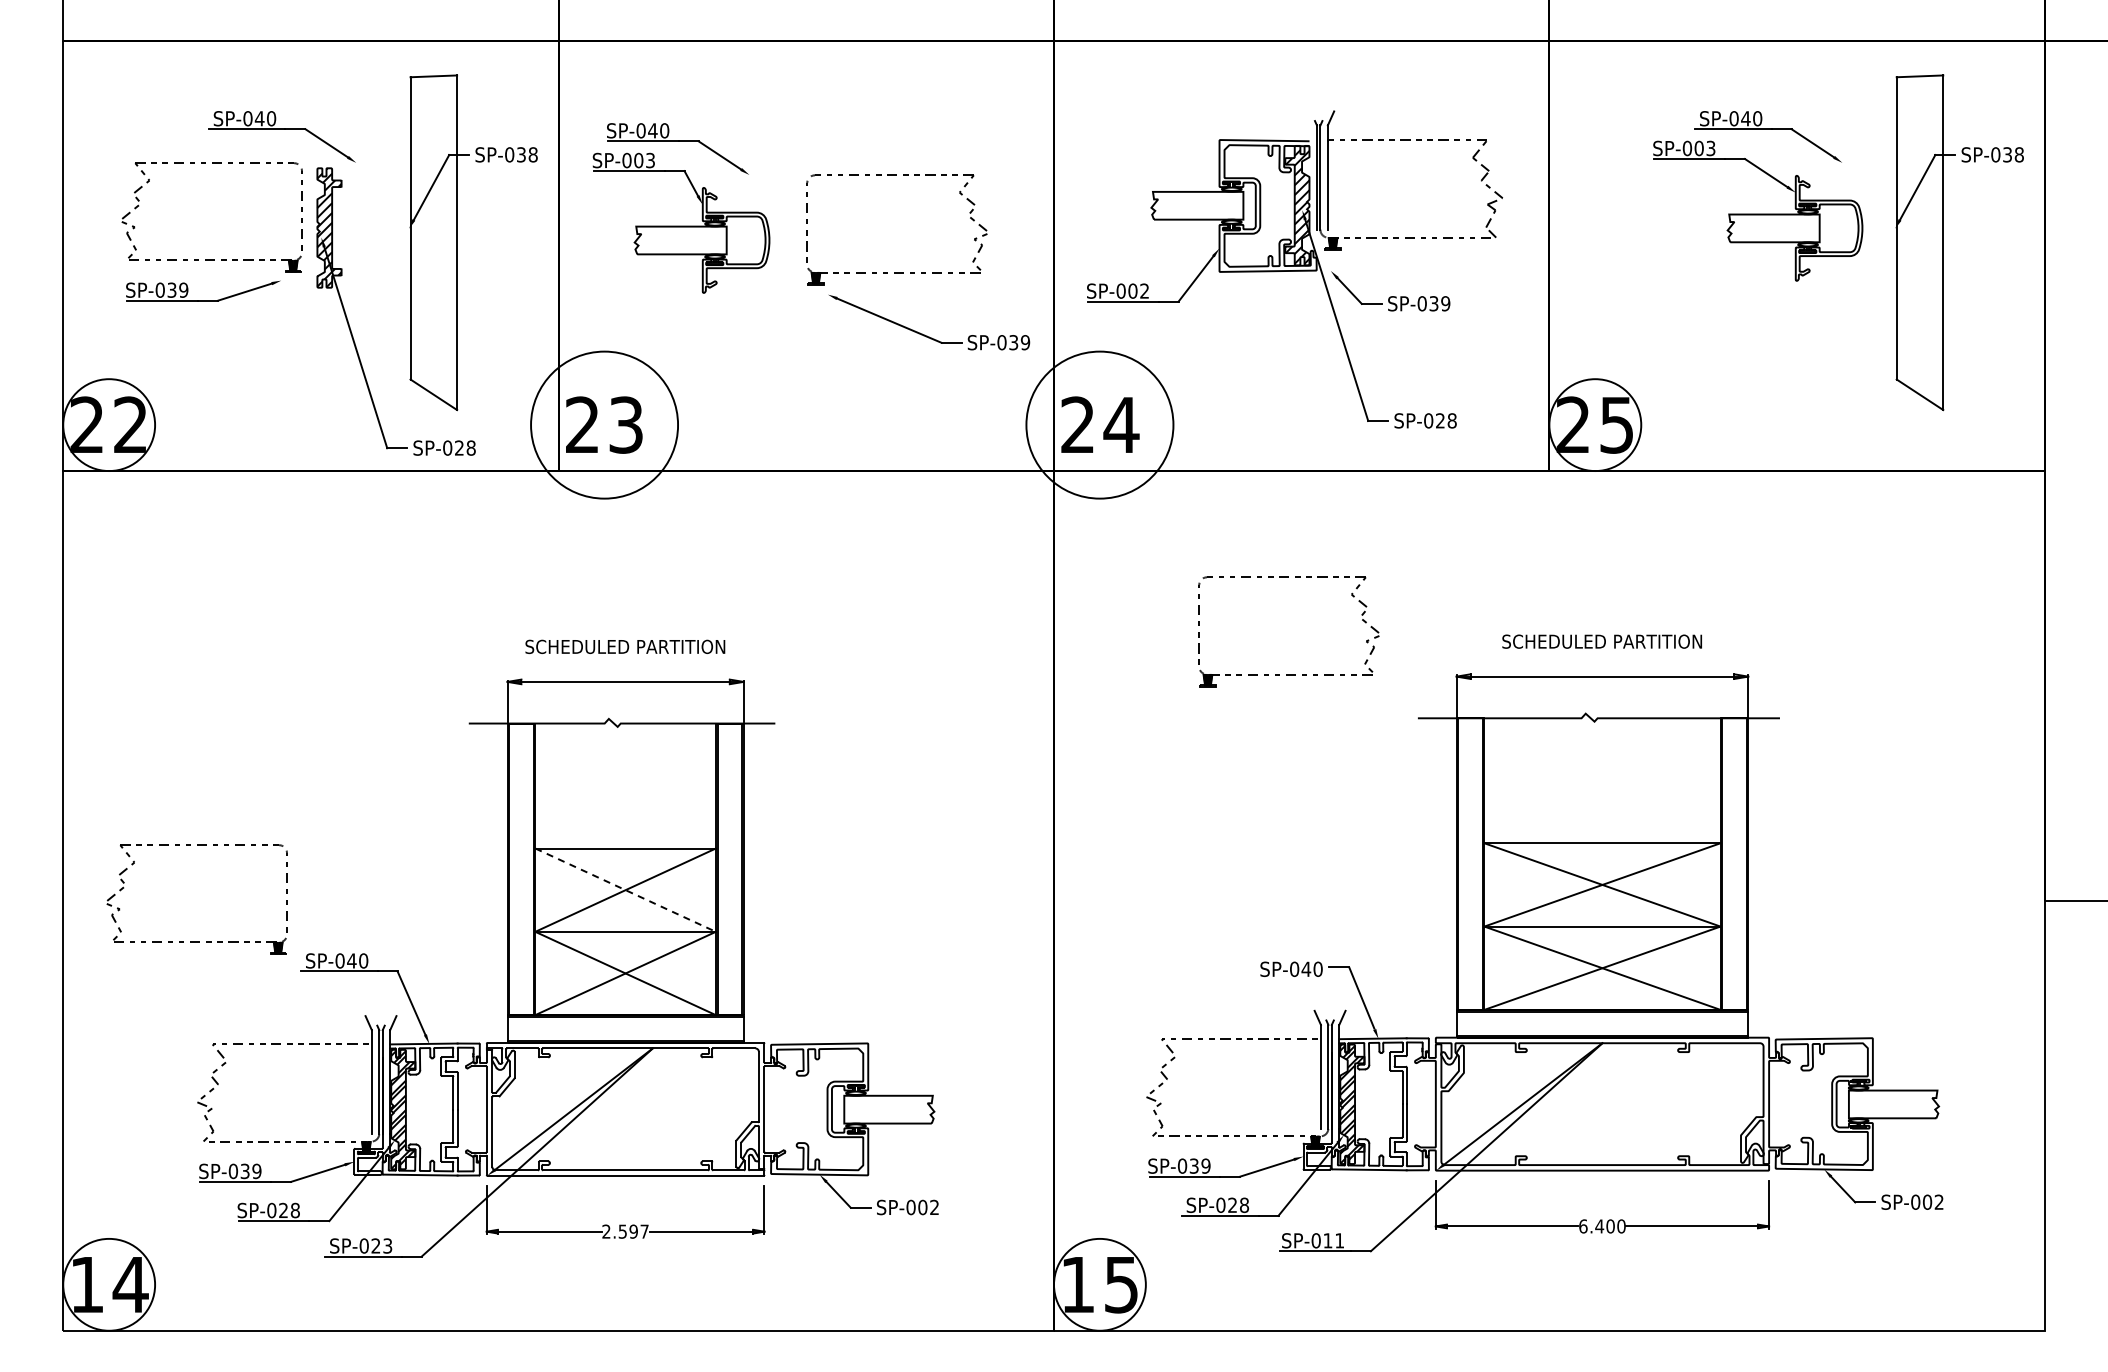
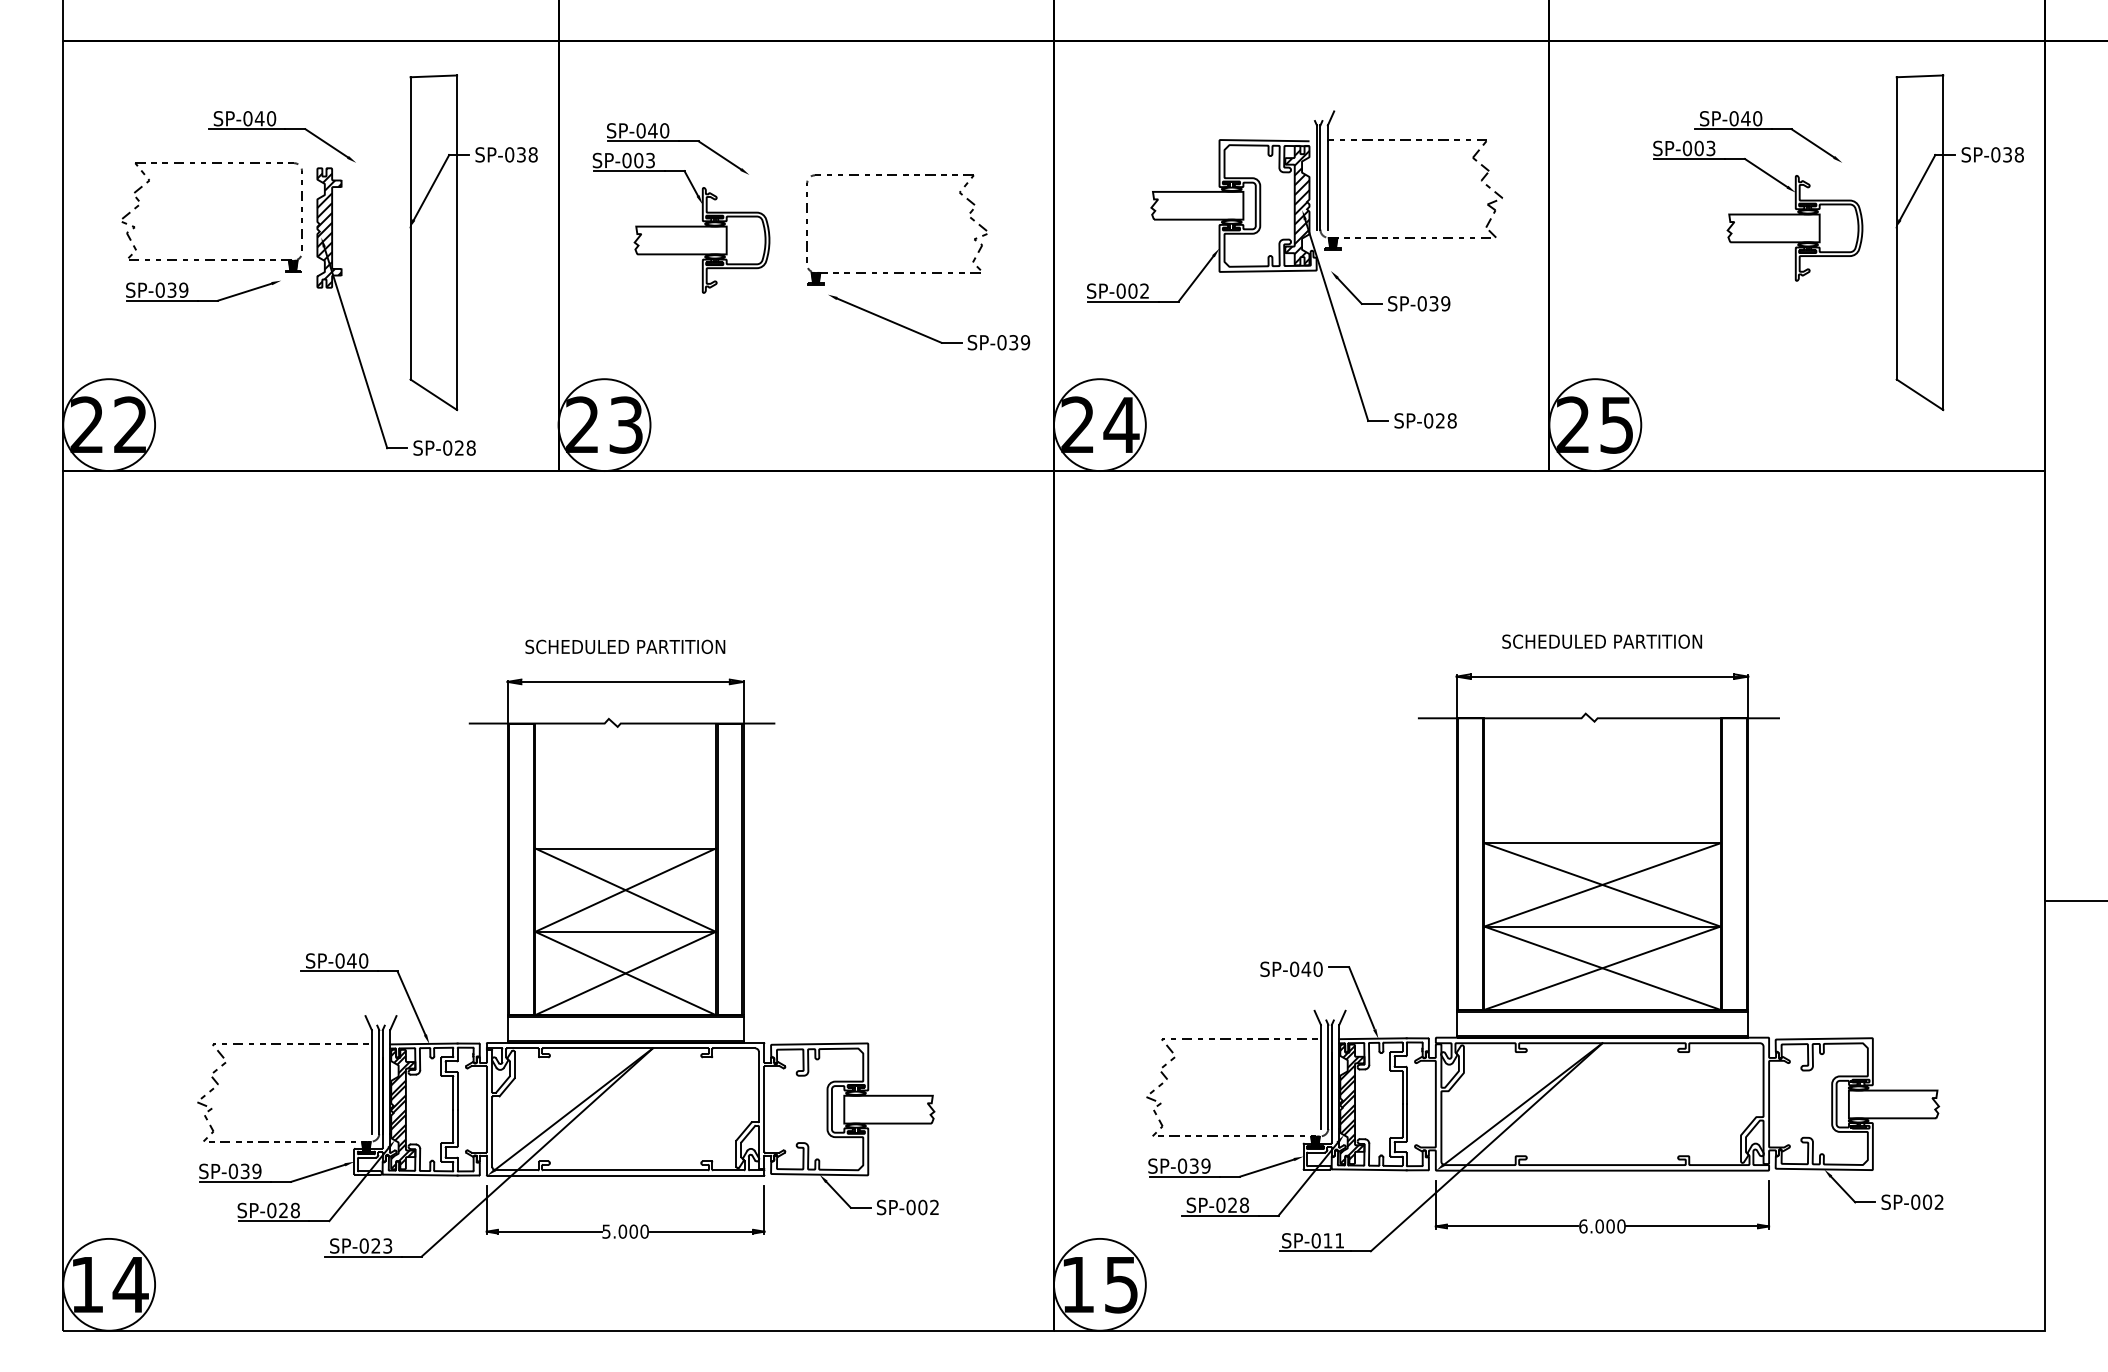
circle diameter: 147 px -> 92 px (604, 425)
circle diameter: 147 px -> 92 px (1099, 425)
part: present -> none (1288, 674)
line: dashed -> solid (626, 890)
part: present -> none (196, 941)
text: 6.400 -> 6.000 (1599, 1226)
text: 2.597 -> 5.000 (625, 1231)
